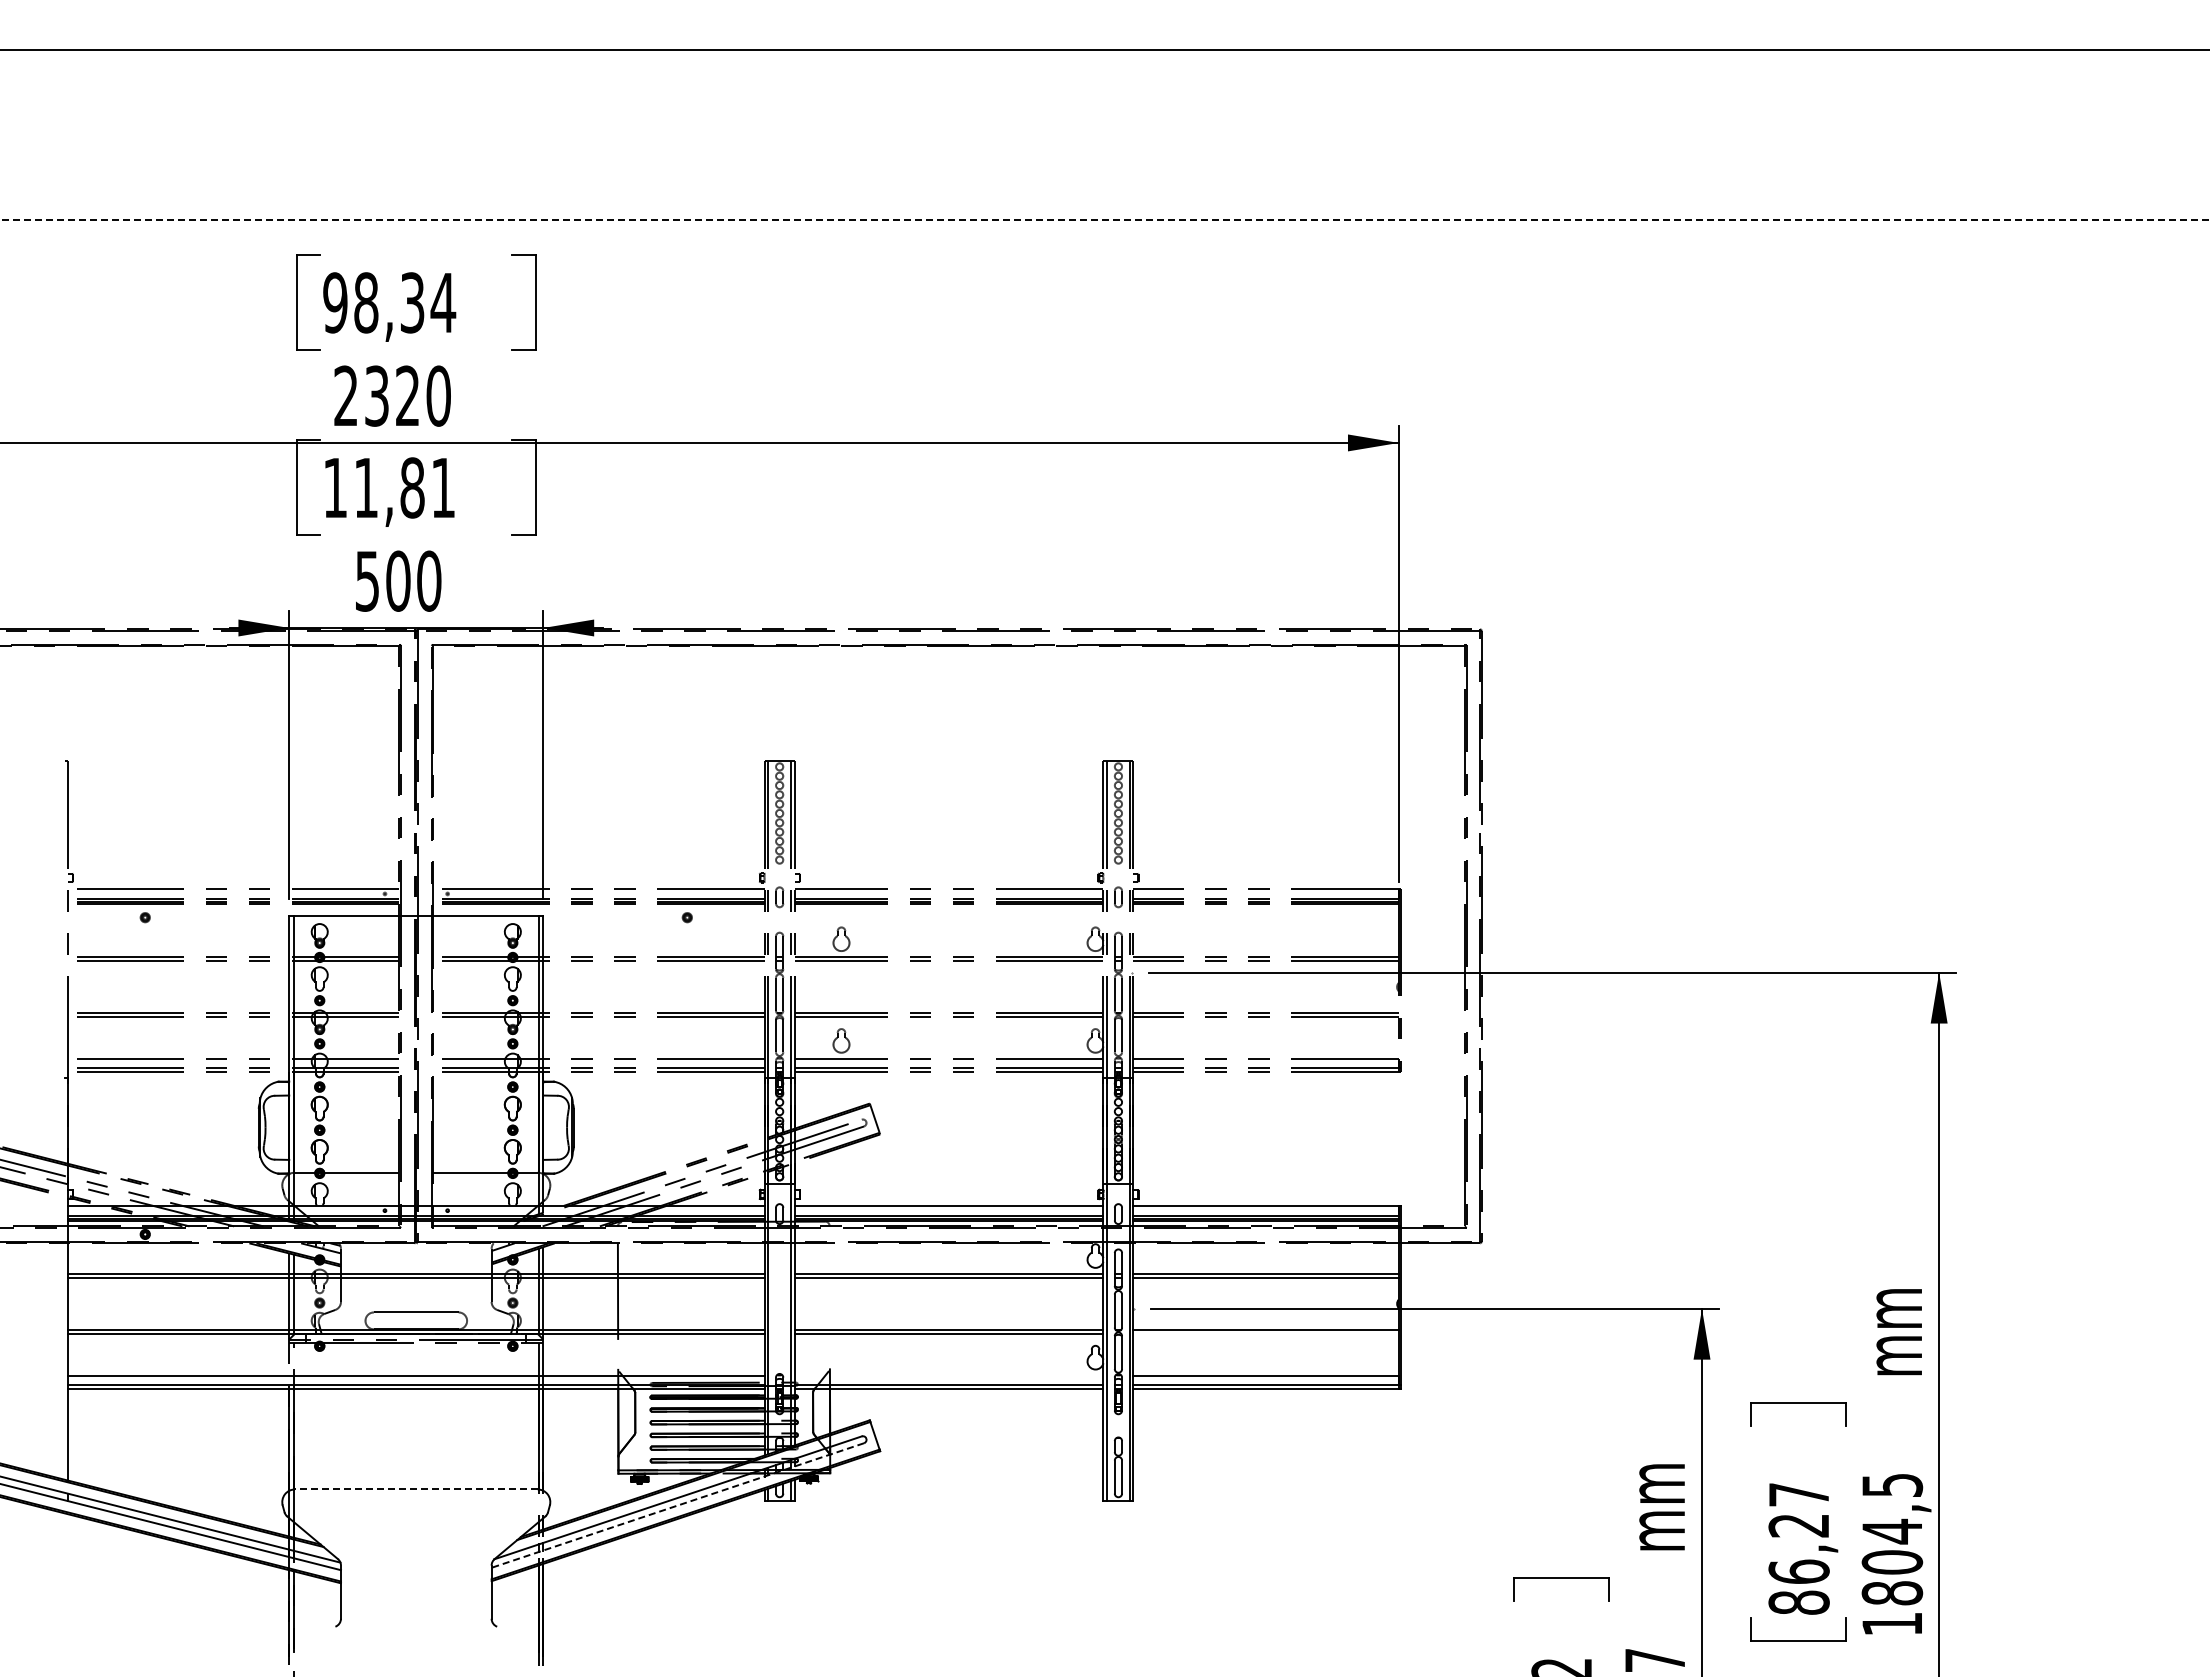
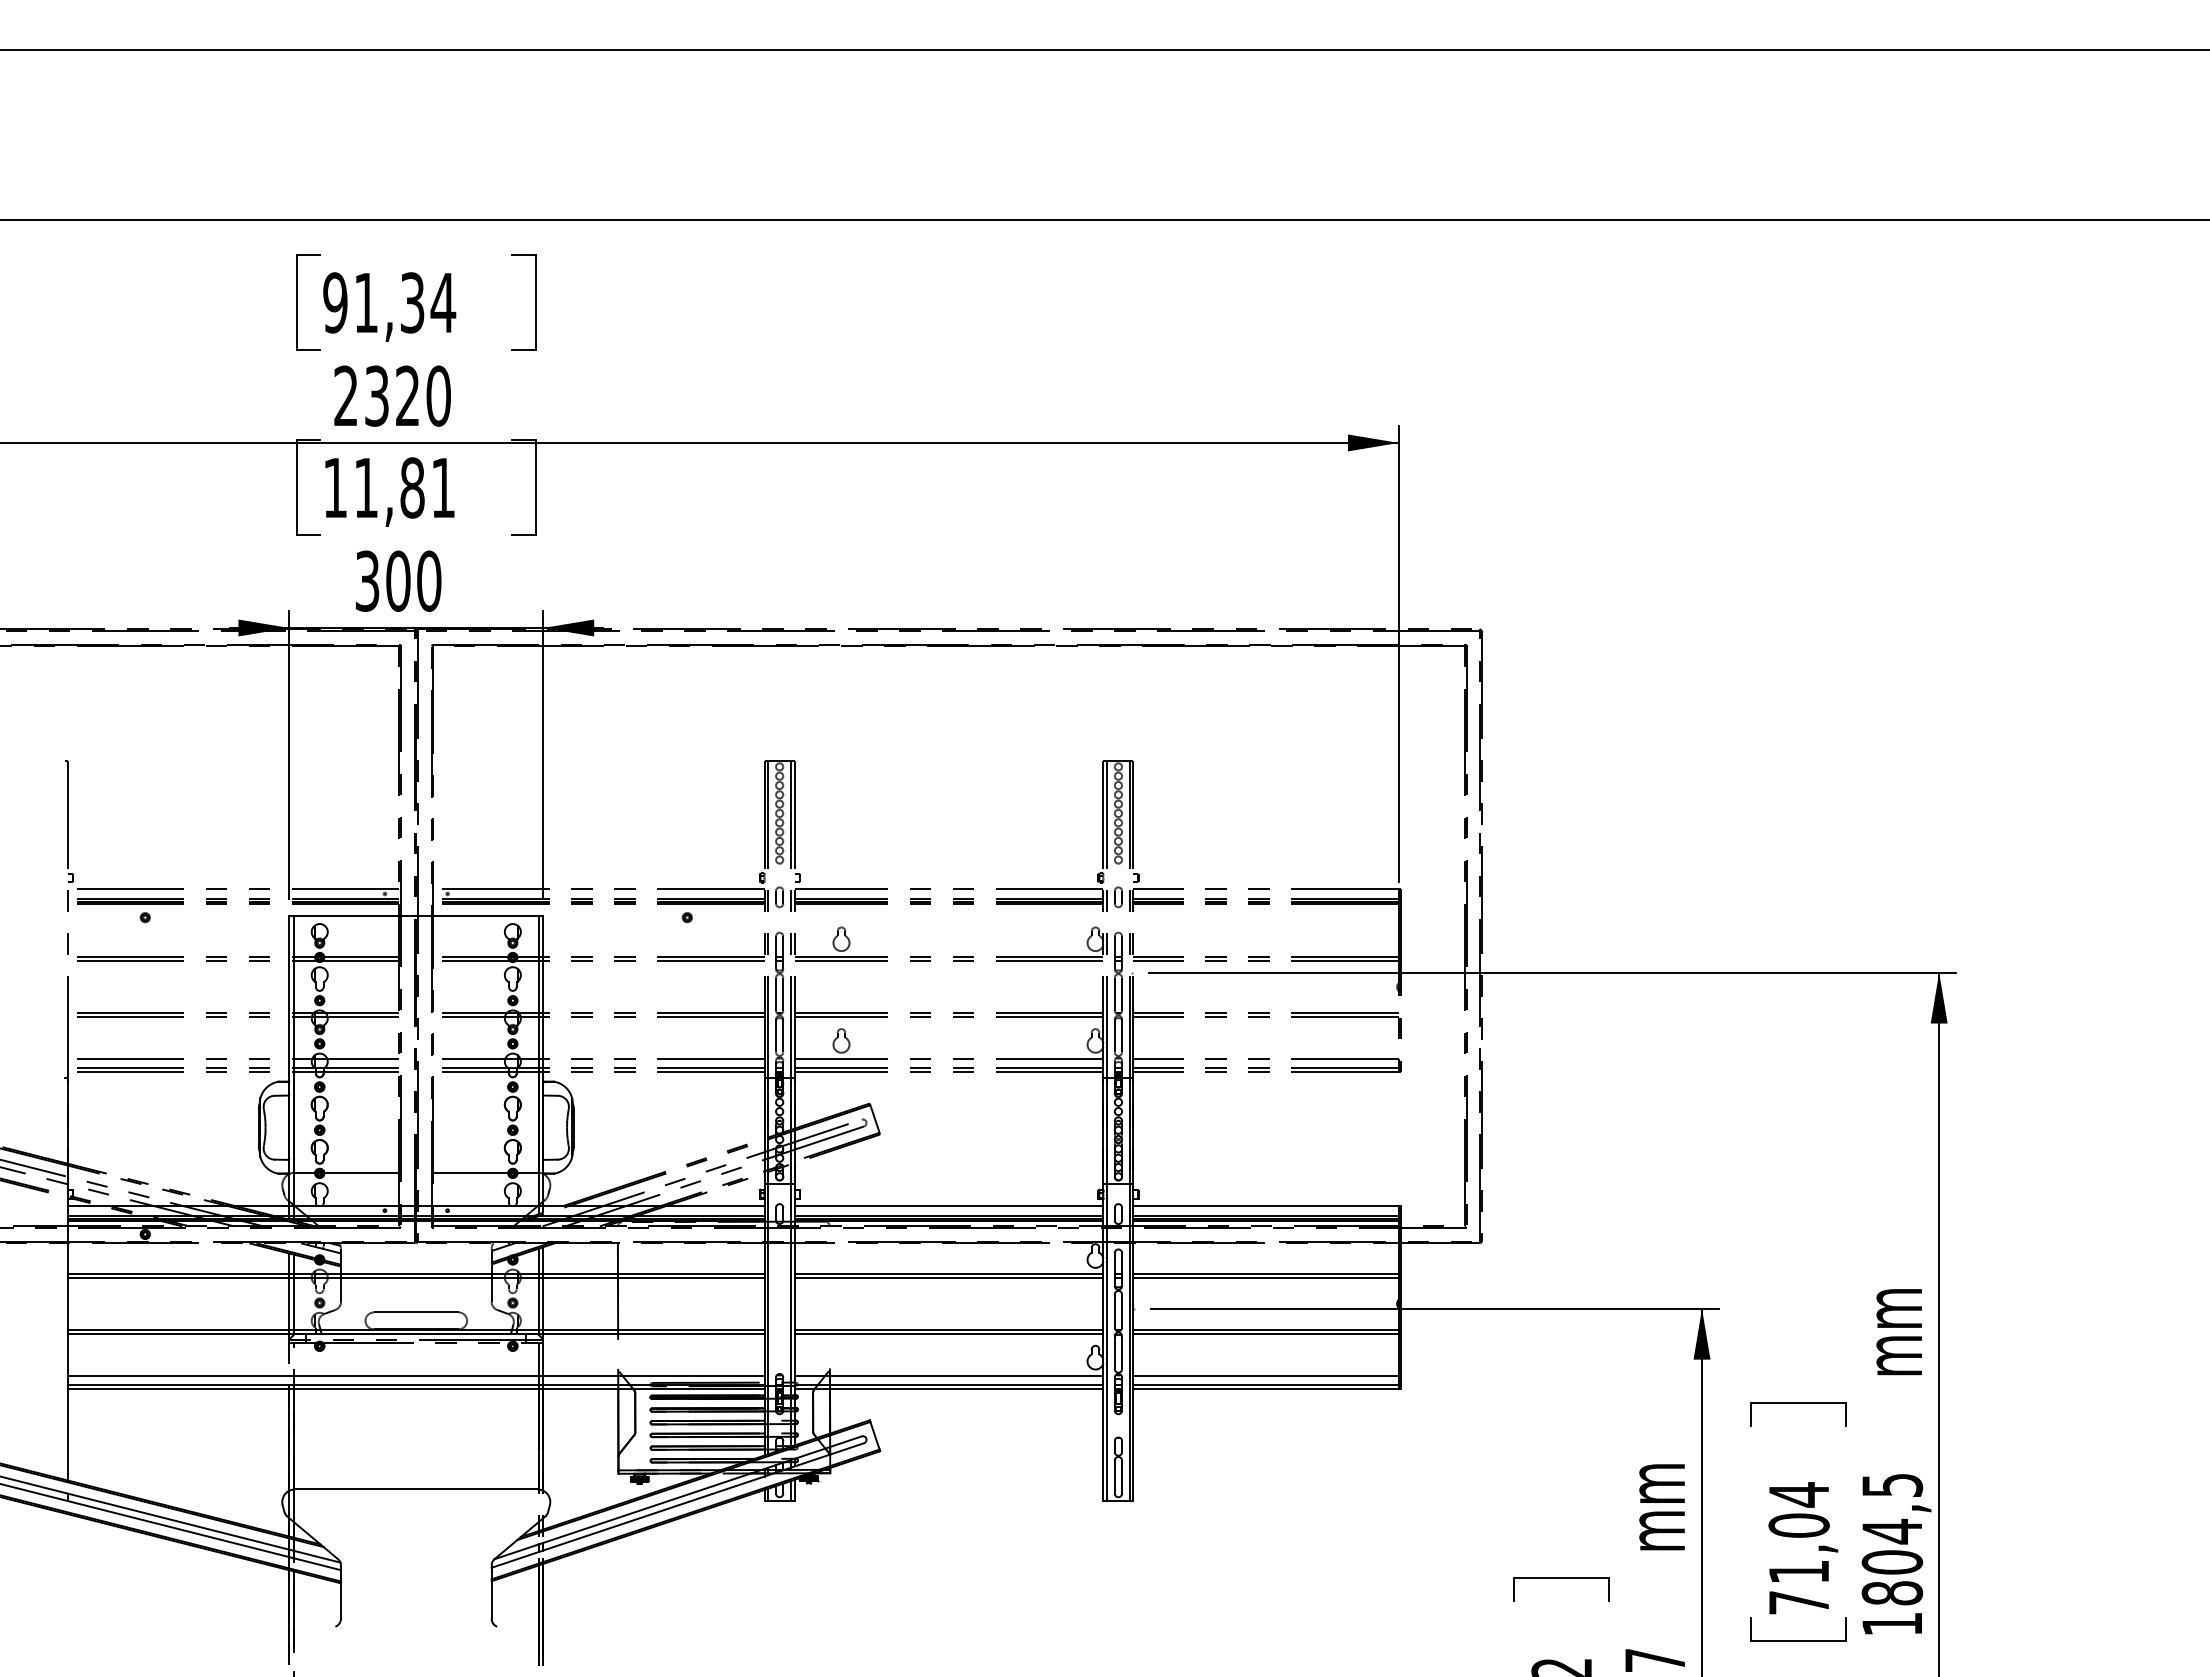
line: dashed -> solid (1105, 219)
text: 98,34 -> 91,34 (366, 302)
text: 500 -> 300 (367, 580)
line: none -> present (1265, 1333)
line: none -> present (948, 1375)
line: dashed -> solid (415, 1489)
line: dashed -> solid (677, 1505)
text: 86,27 -> 71,04 (1798, 1548)
